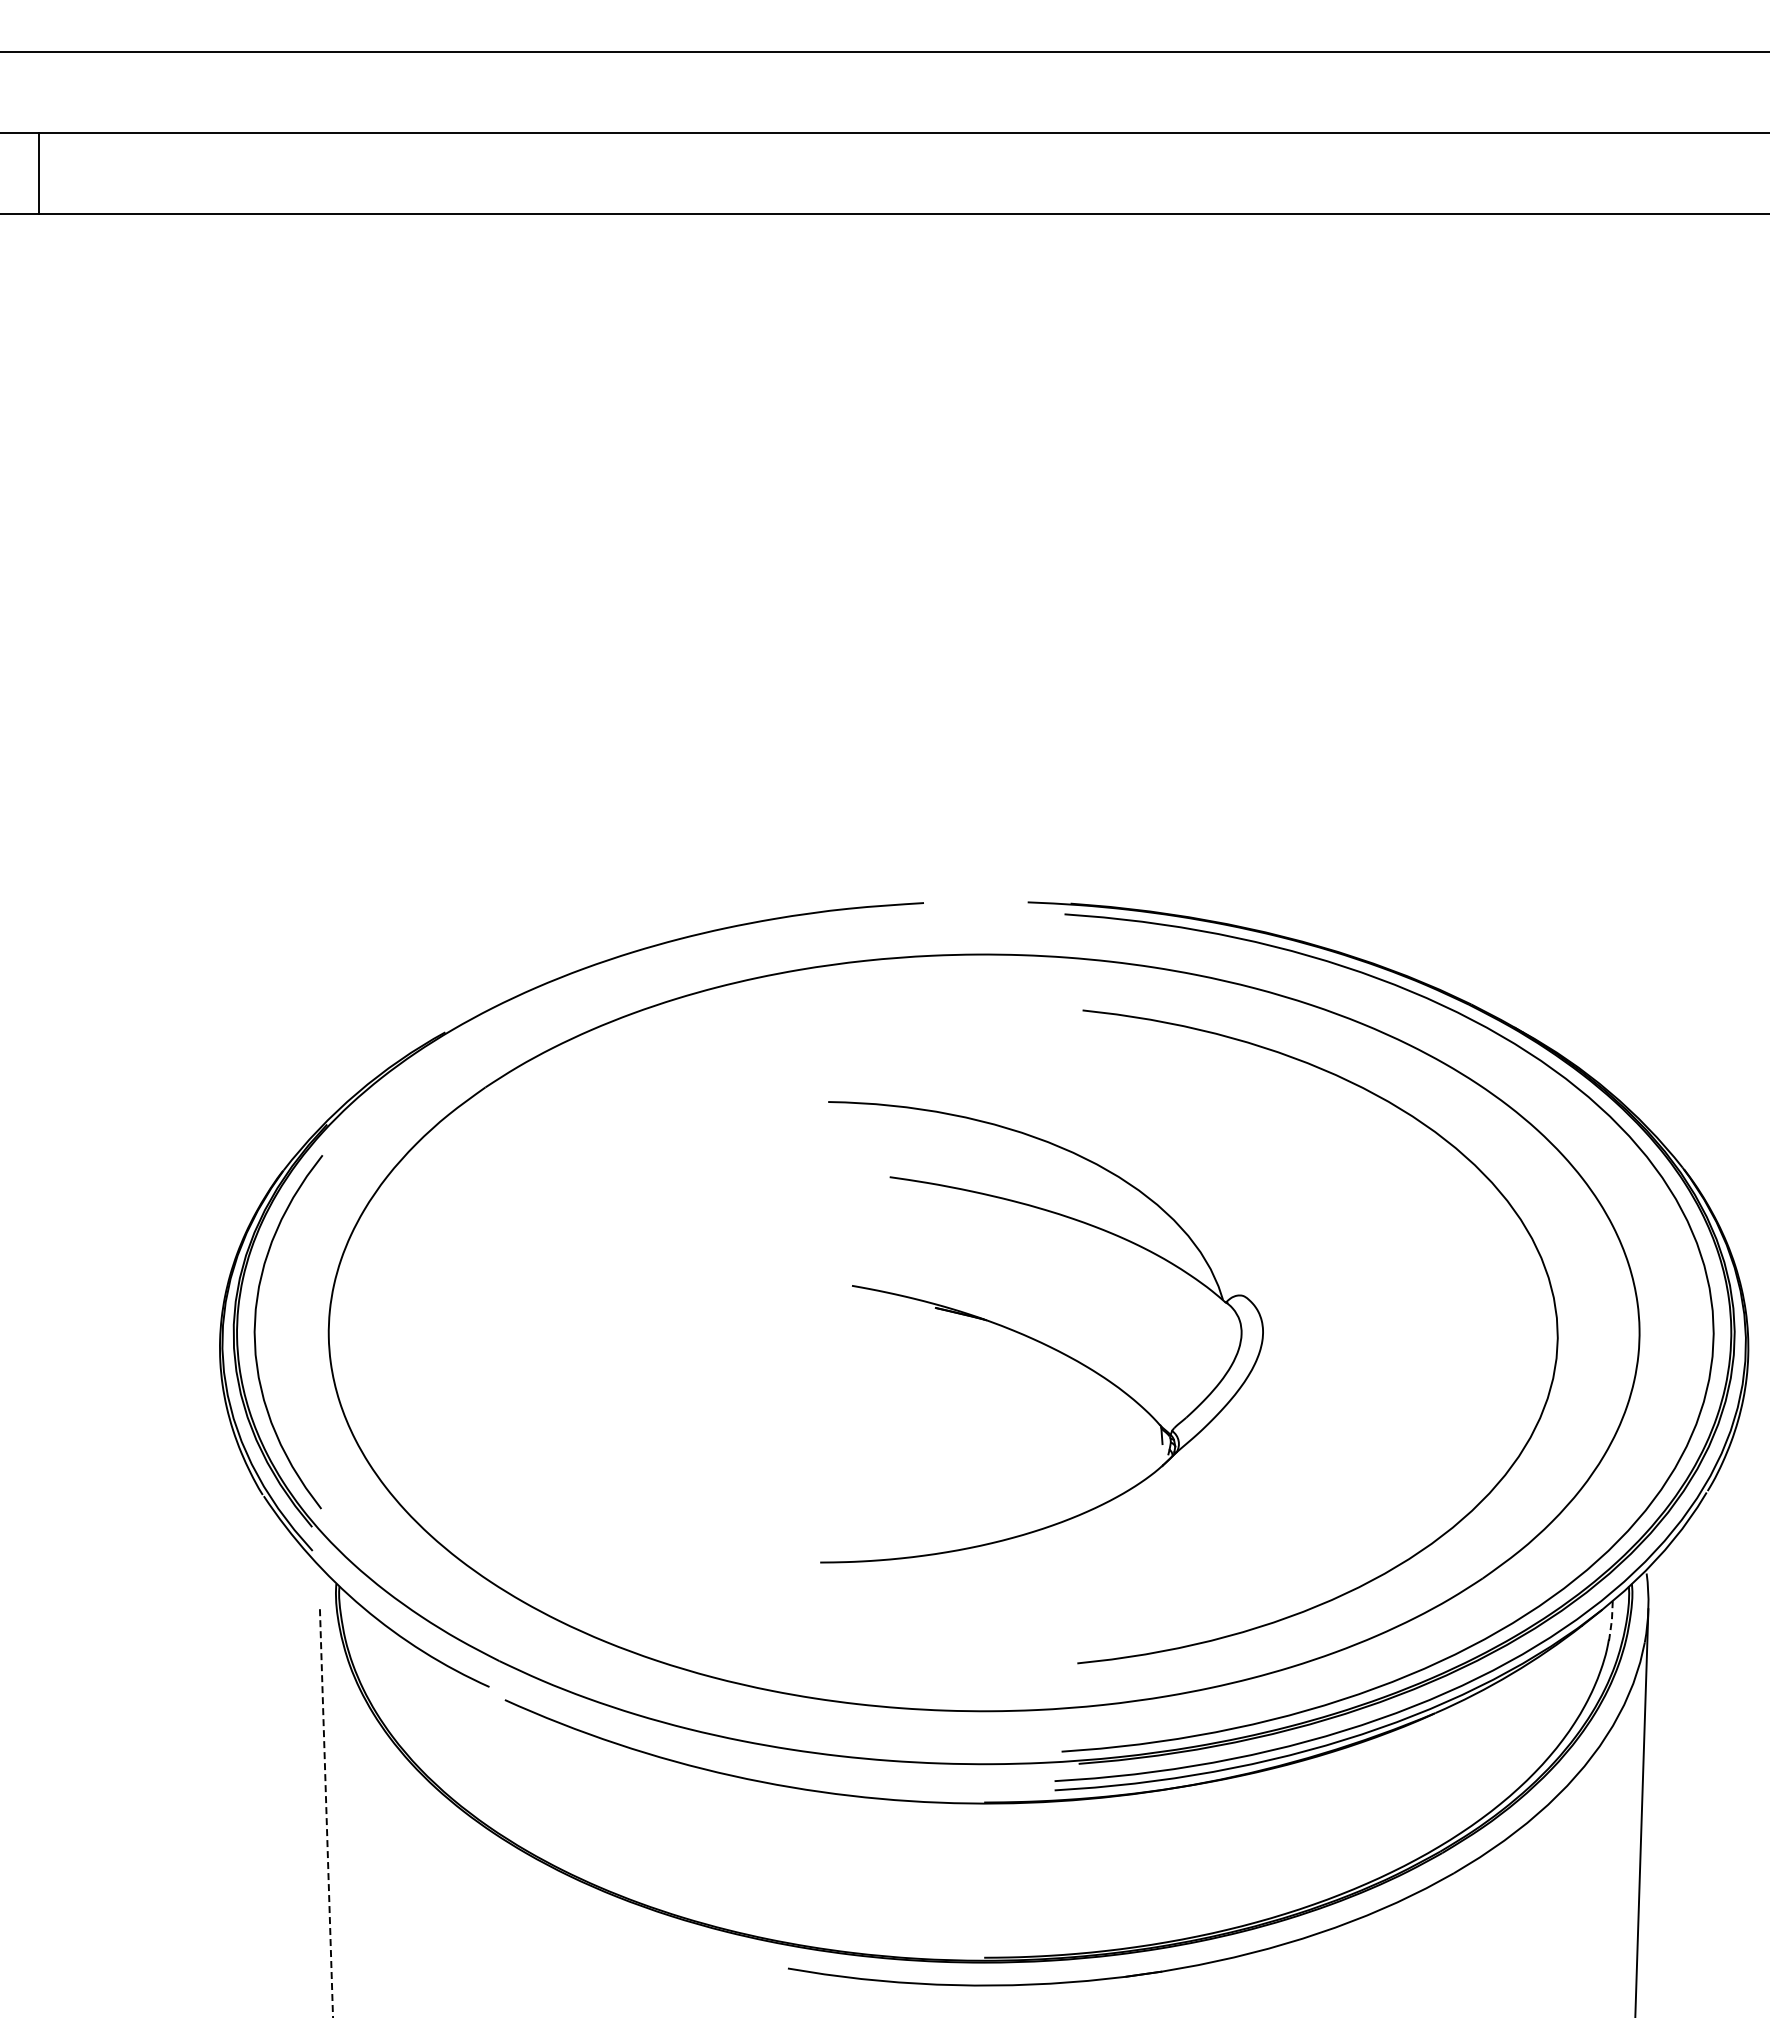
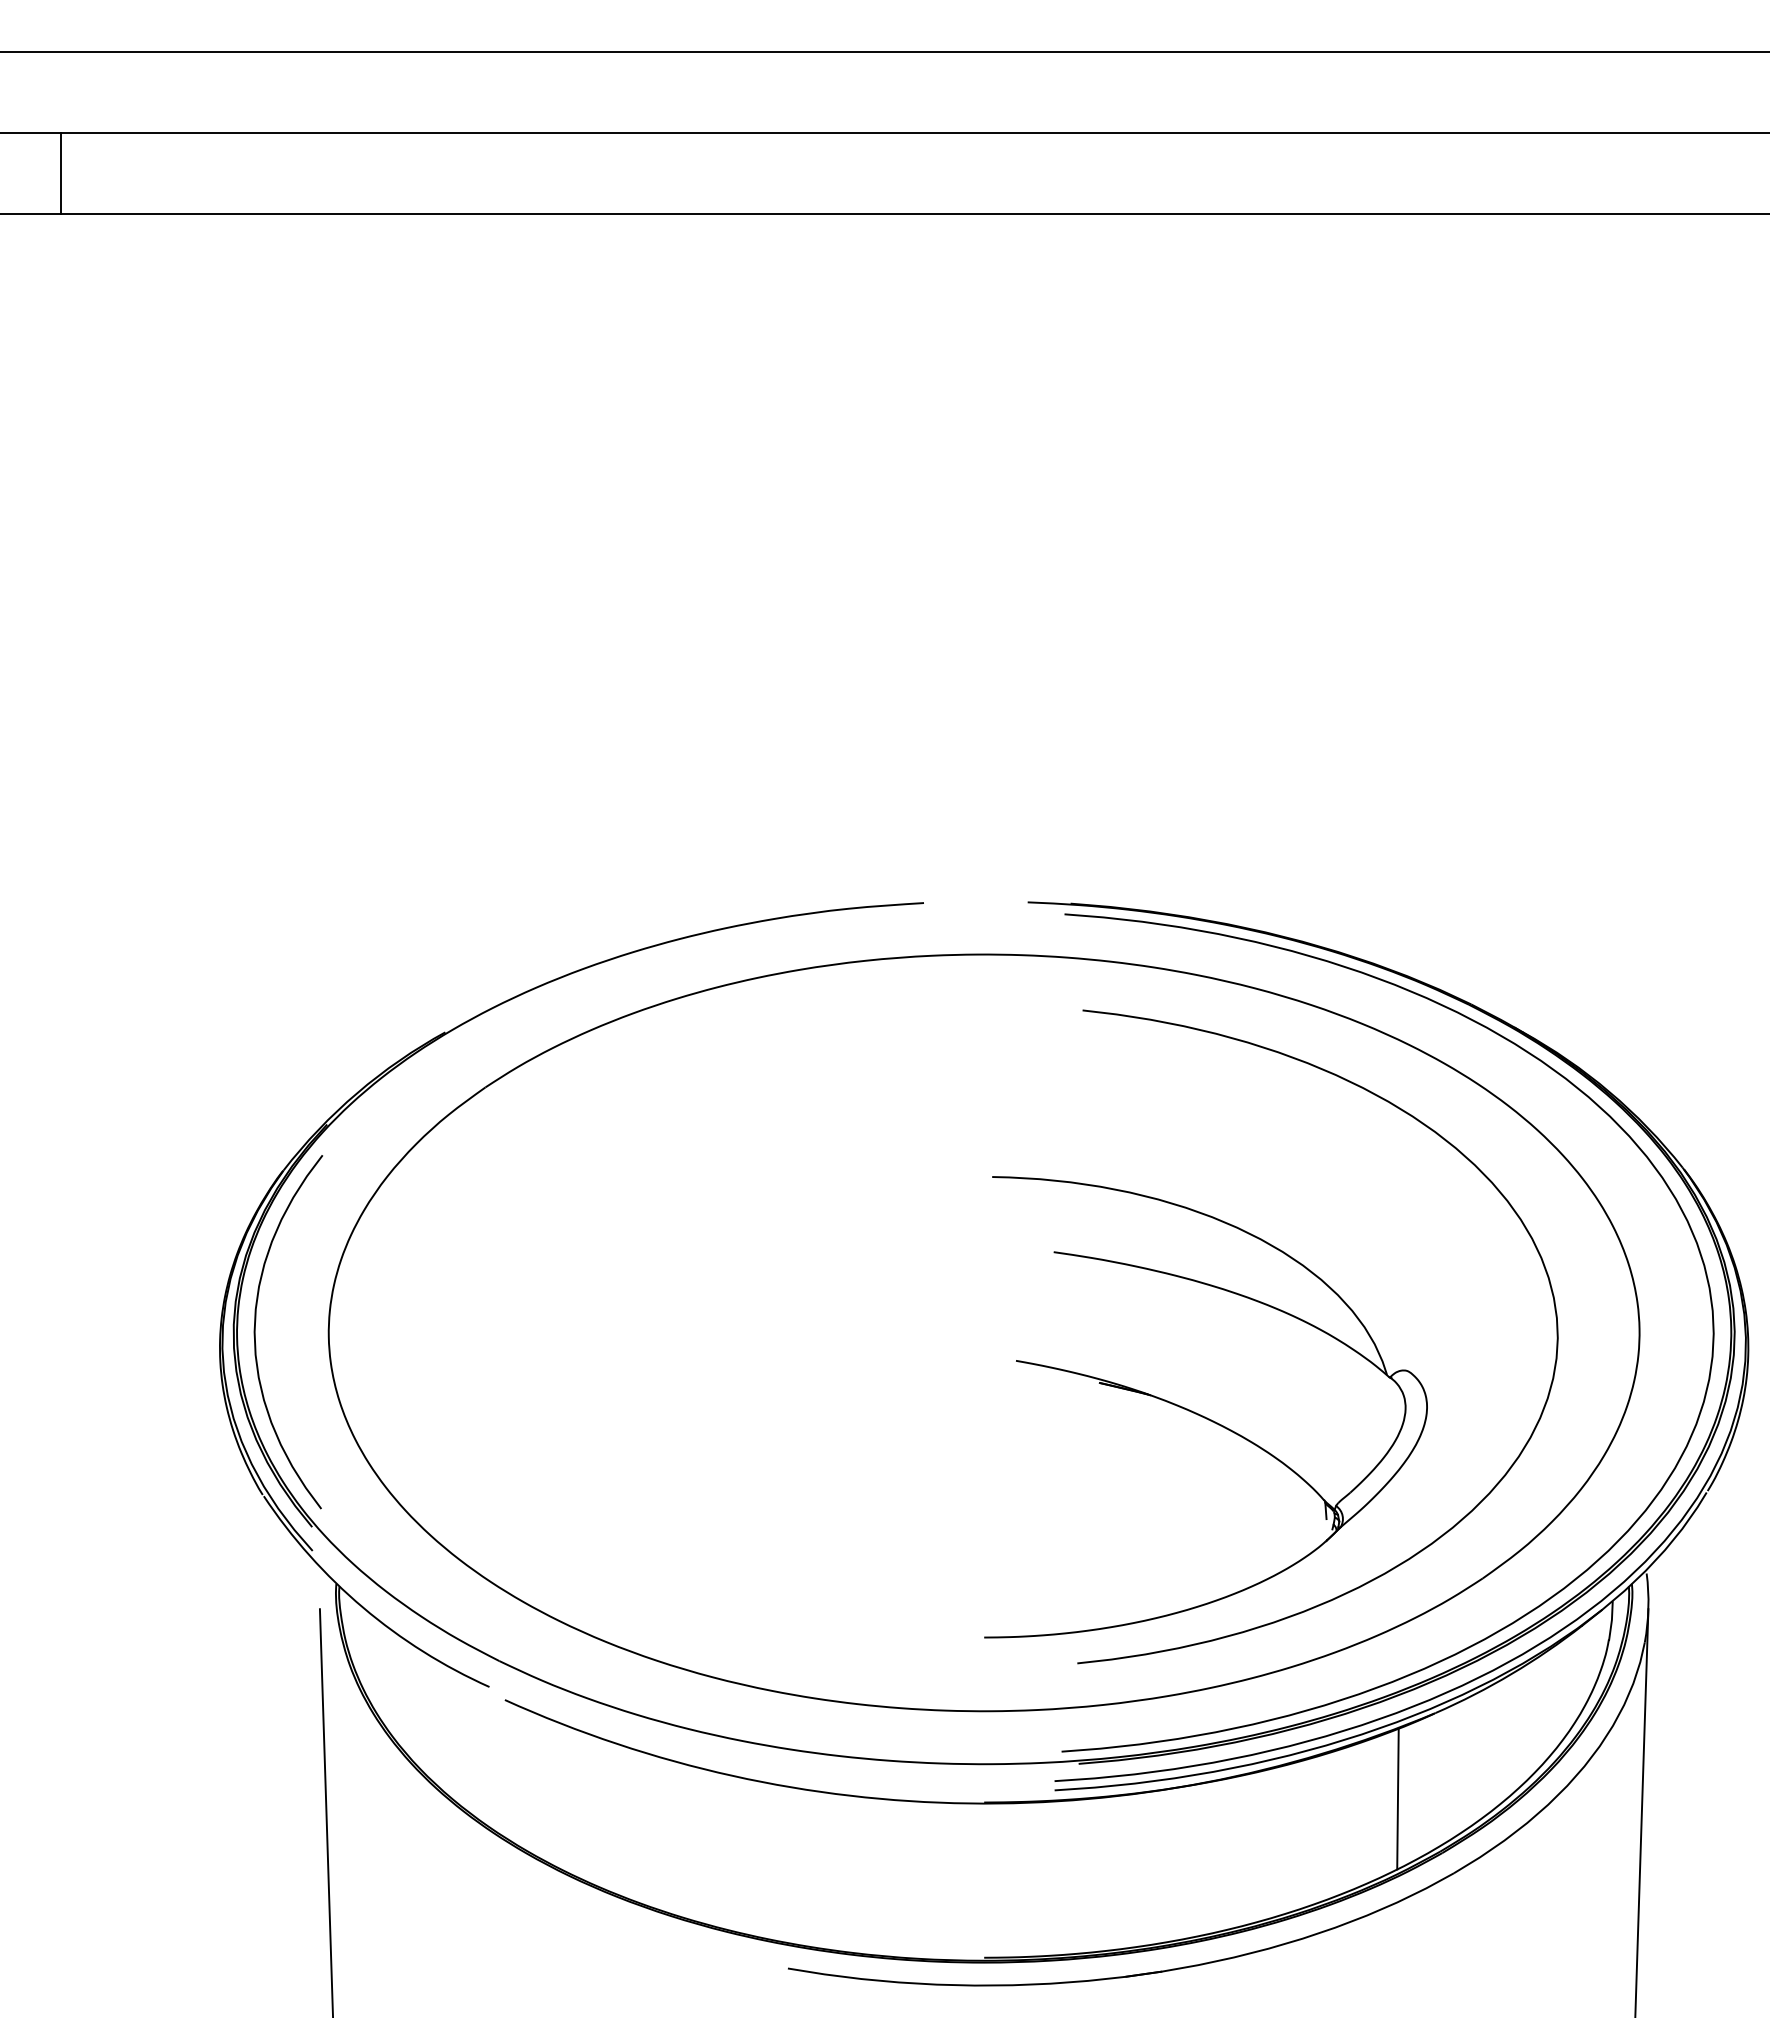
line position: (38, 173) -> (60, 173) (60, 173)
part position: (1039, 1340) -> (1203, 1415) (1203, 1415)
line: dashed -> solid (1611, 1621)
line: none -> present (1397, 1798)
line: dashed -> solid (326, 1814)
